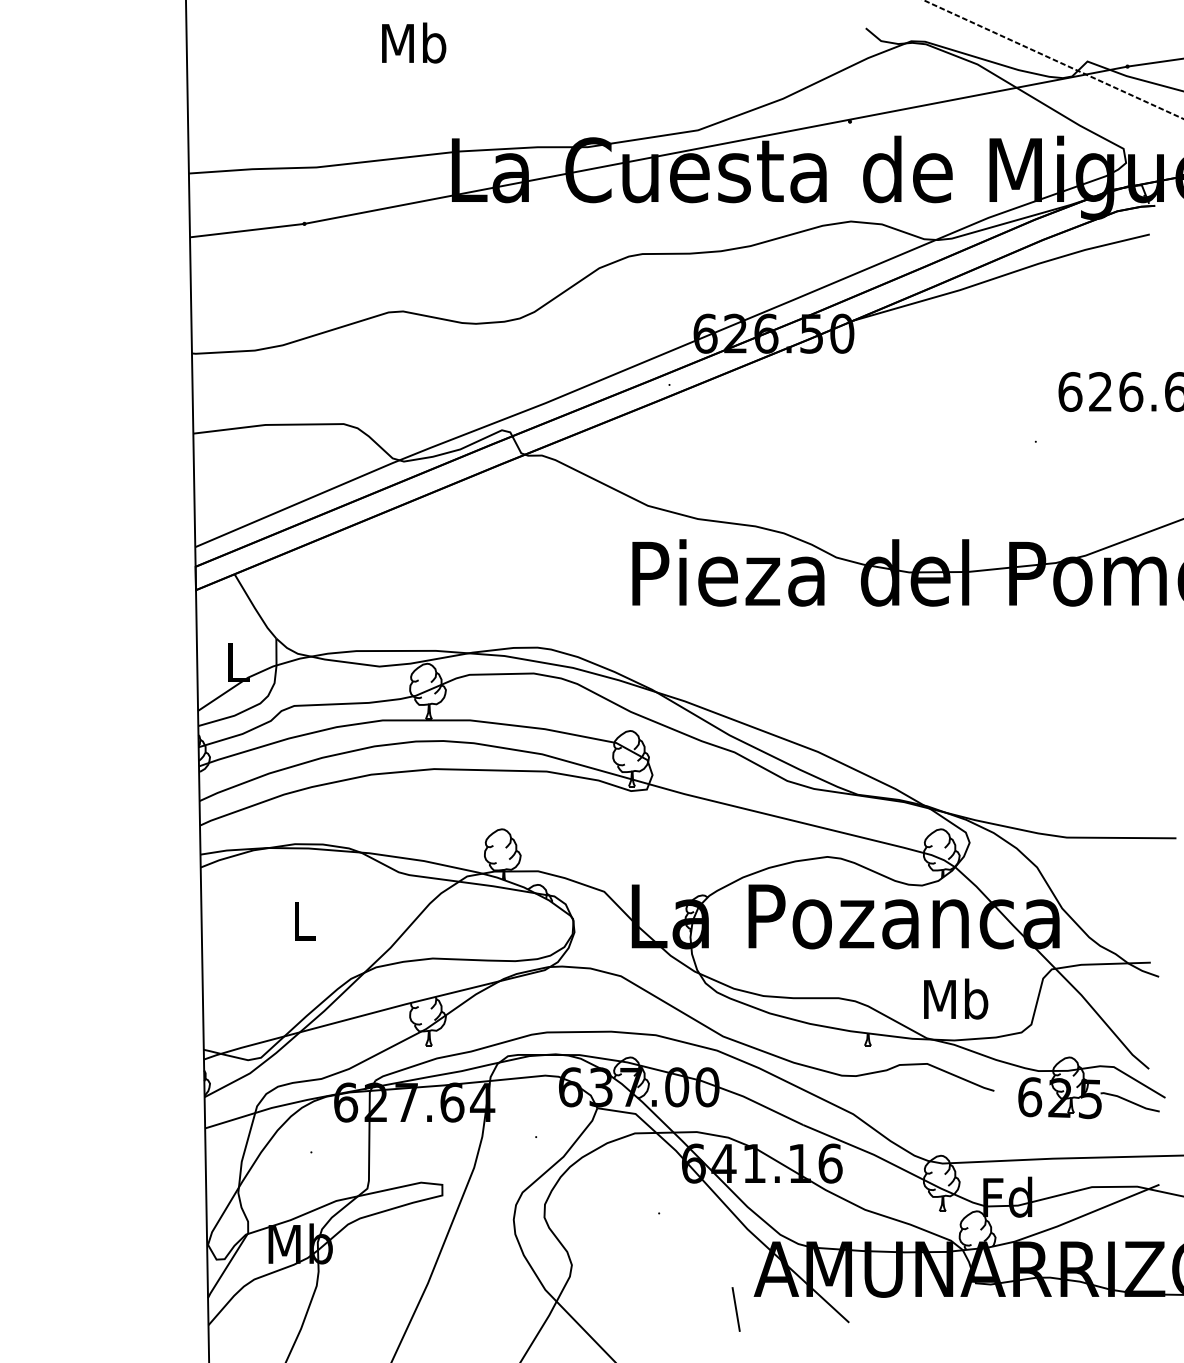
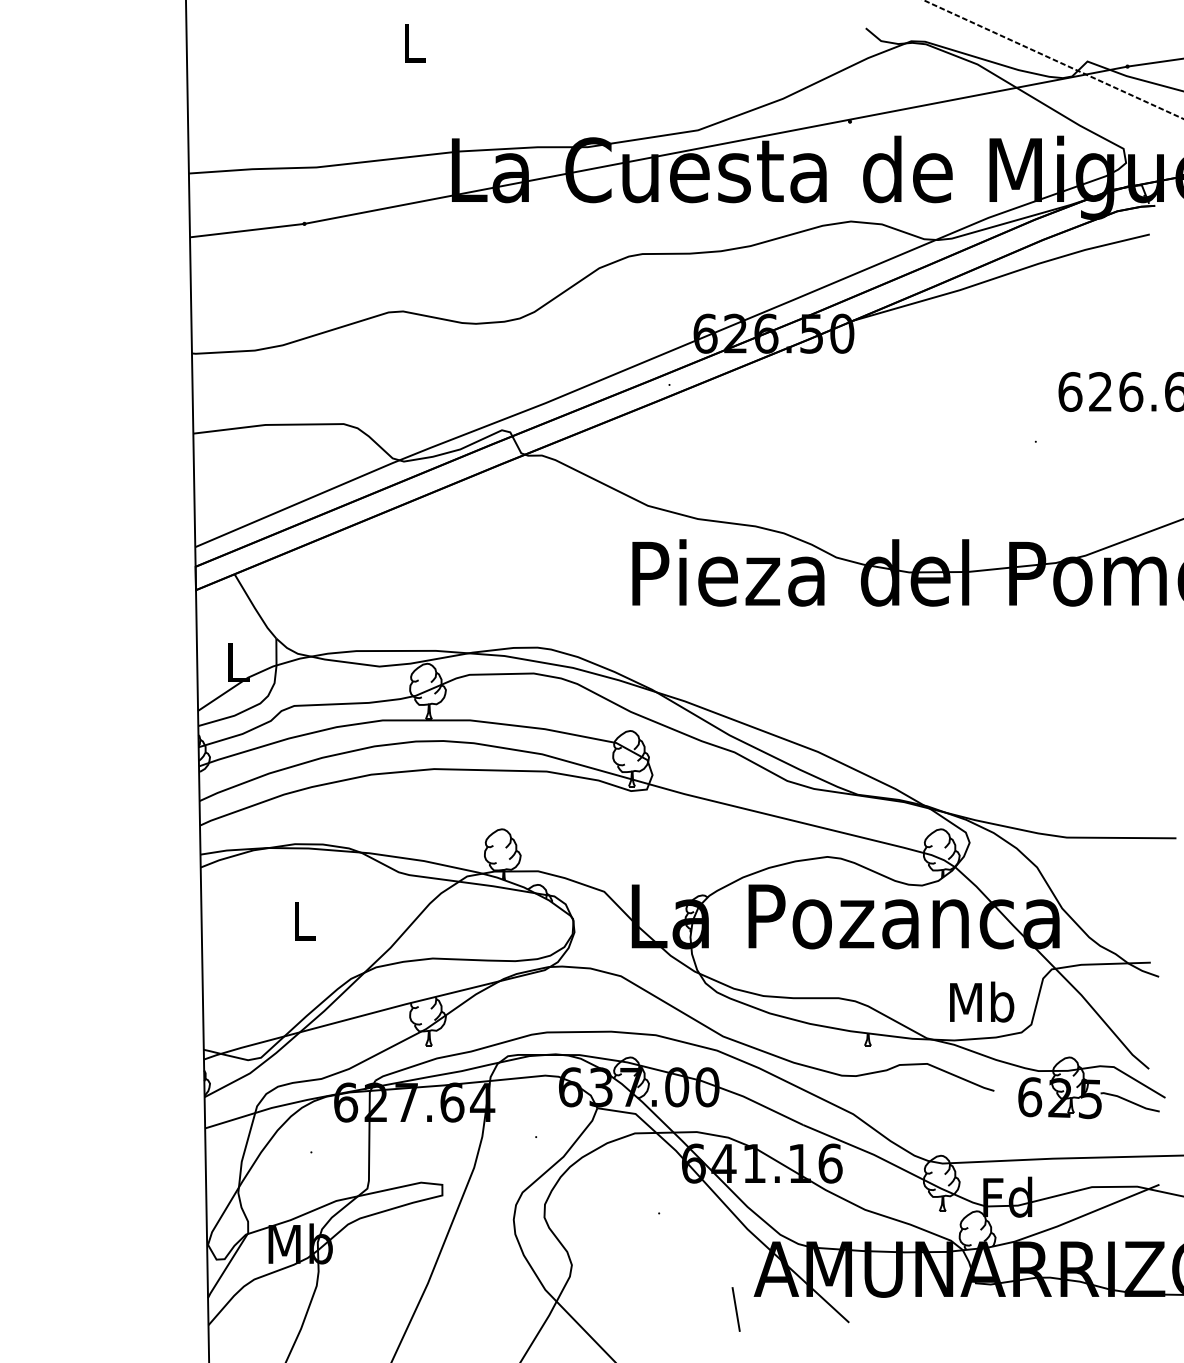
text: Mb -> L (414, 42)
text position: (956, 998) -> (982, 1001) (982, 1001)
